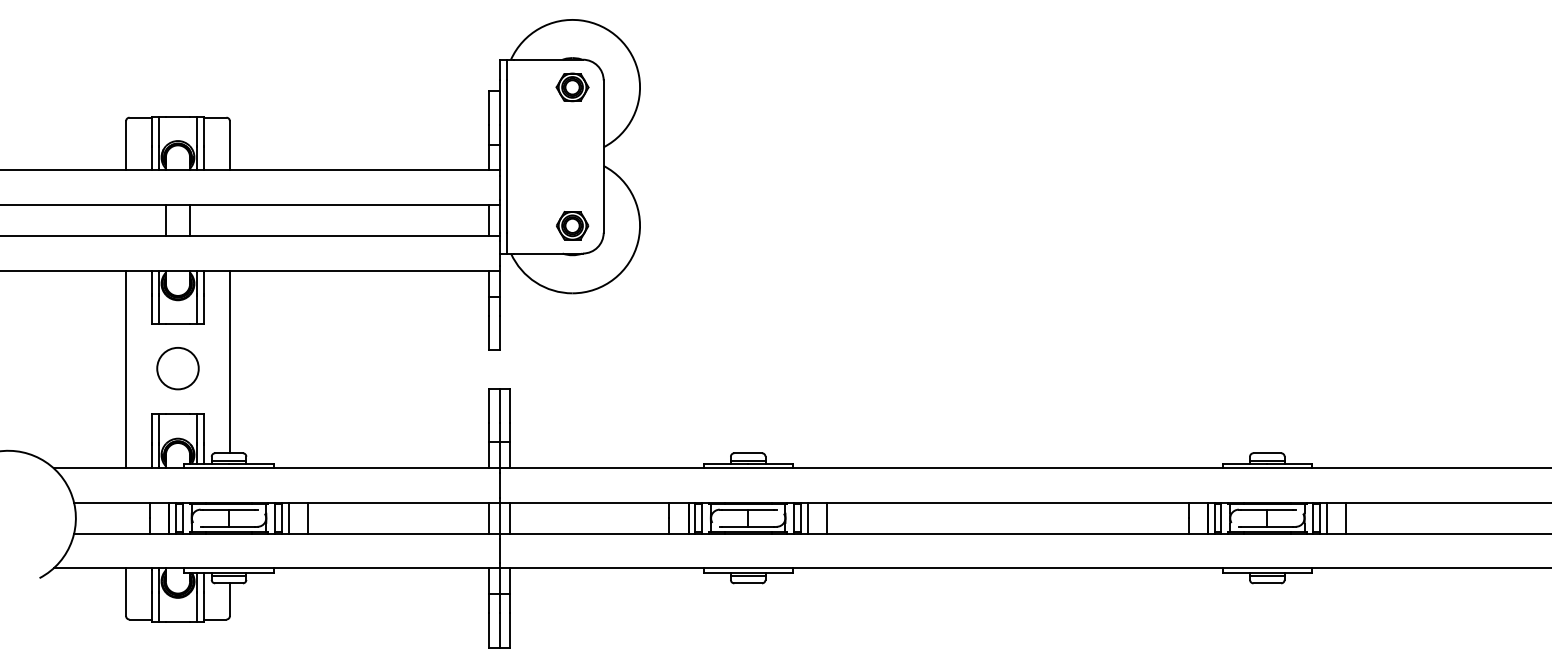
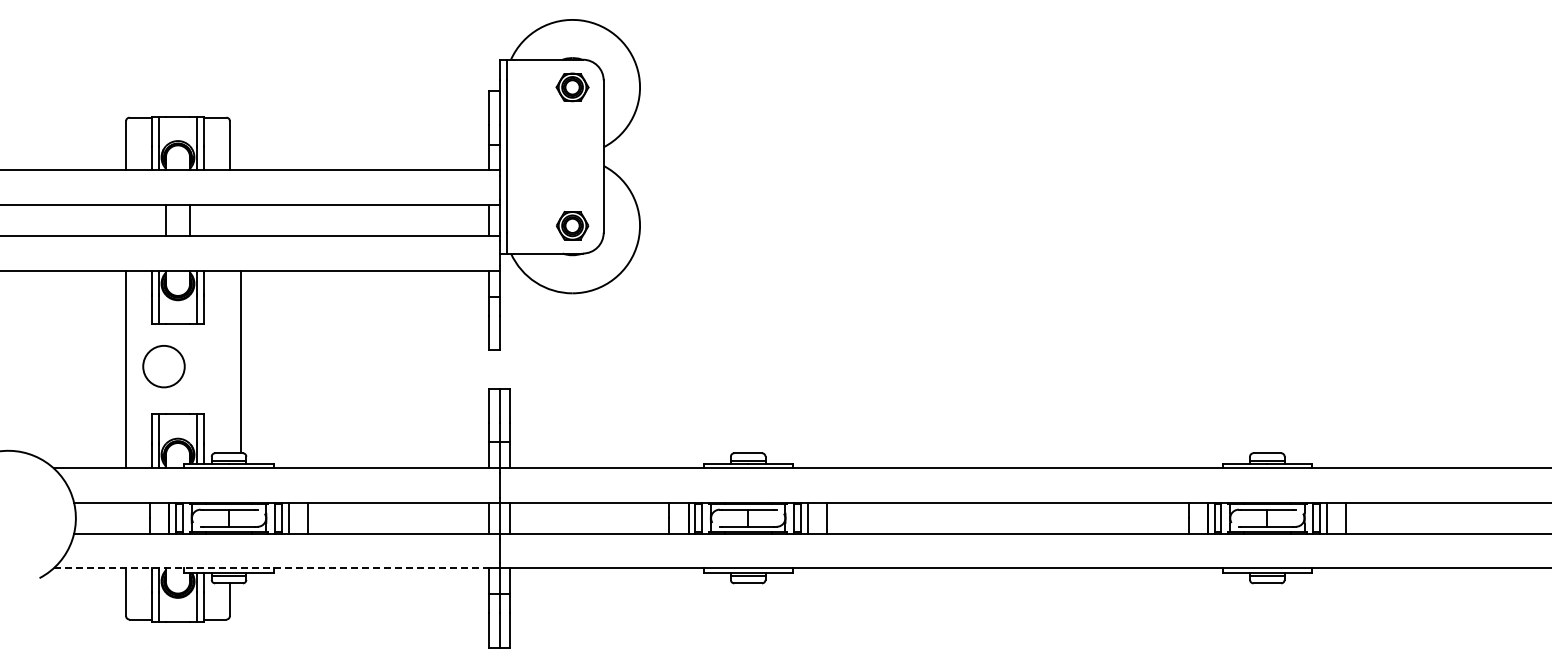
line position: (229, 361) -> (240, 361) (240, 361)
circle position: (177, 368) -> (163, 366) (163, 366)
line: solid -> dashed (271, 568)
